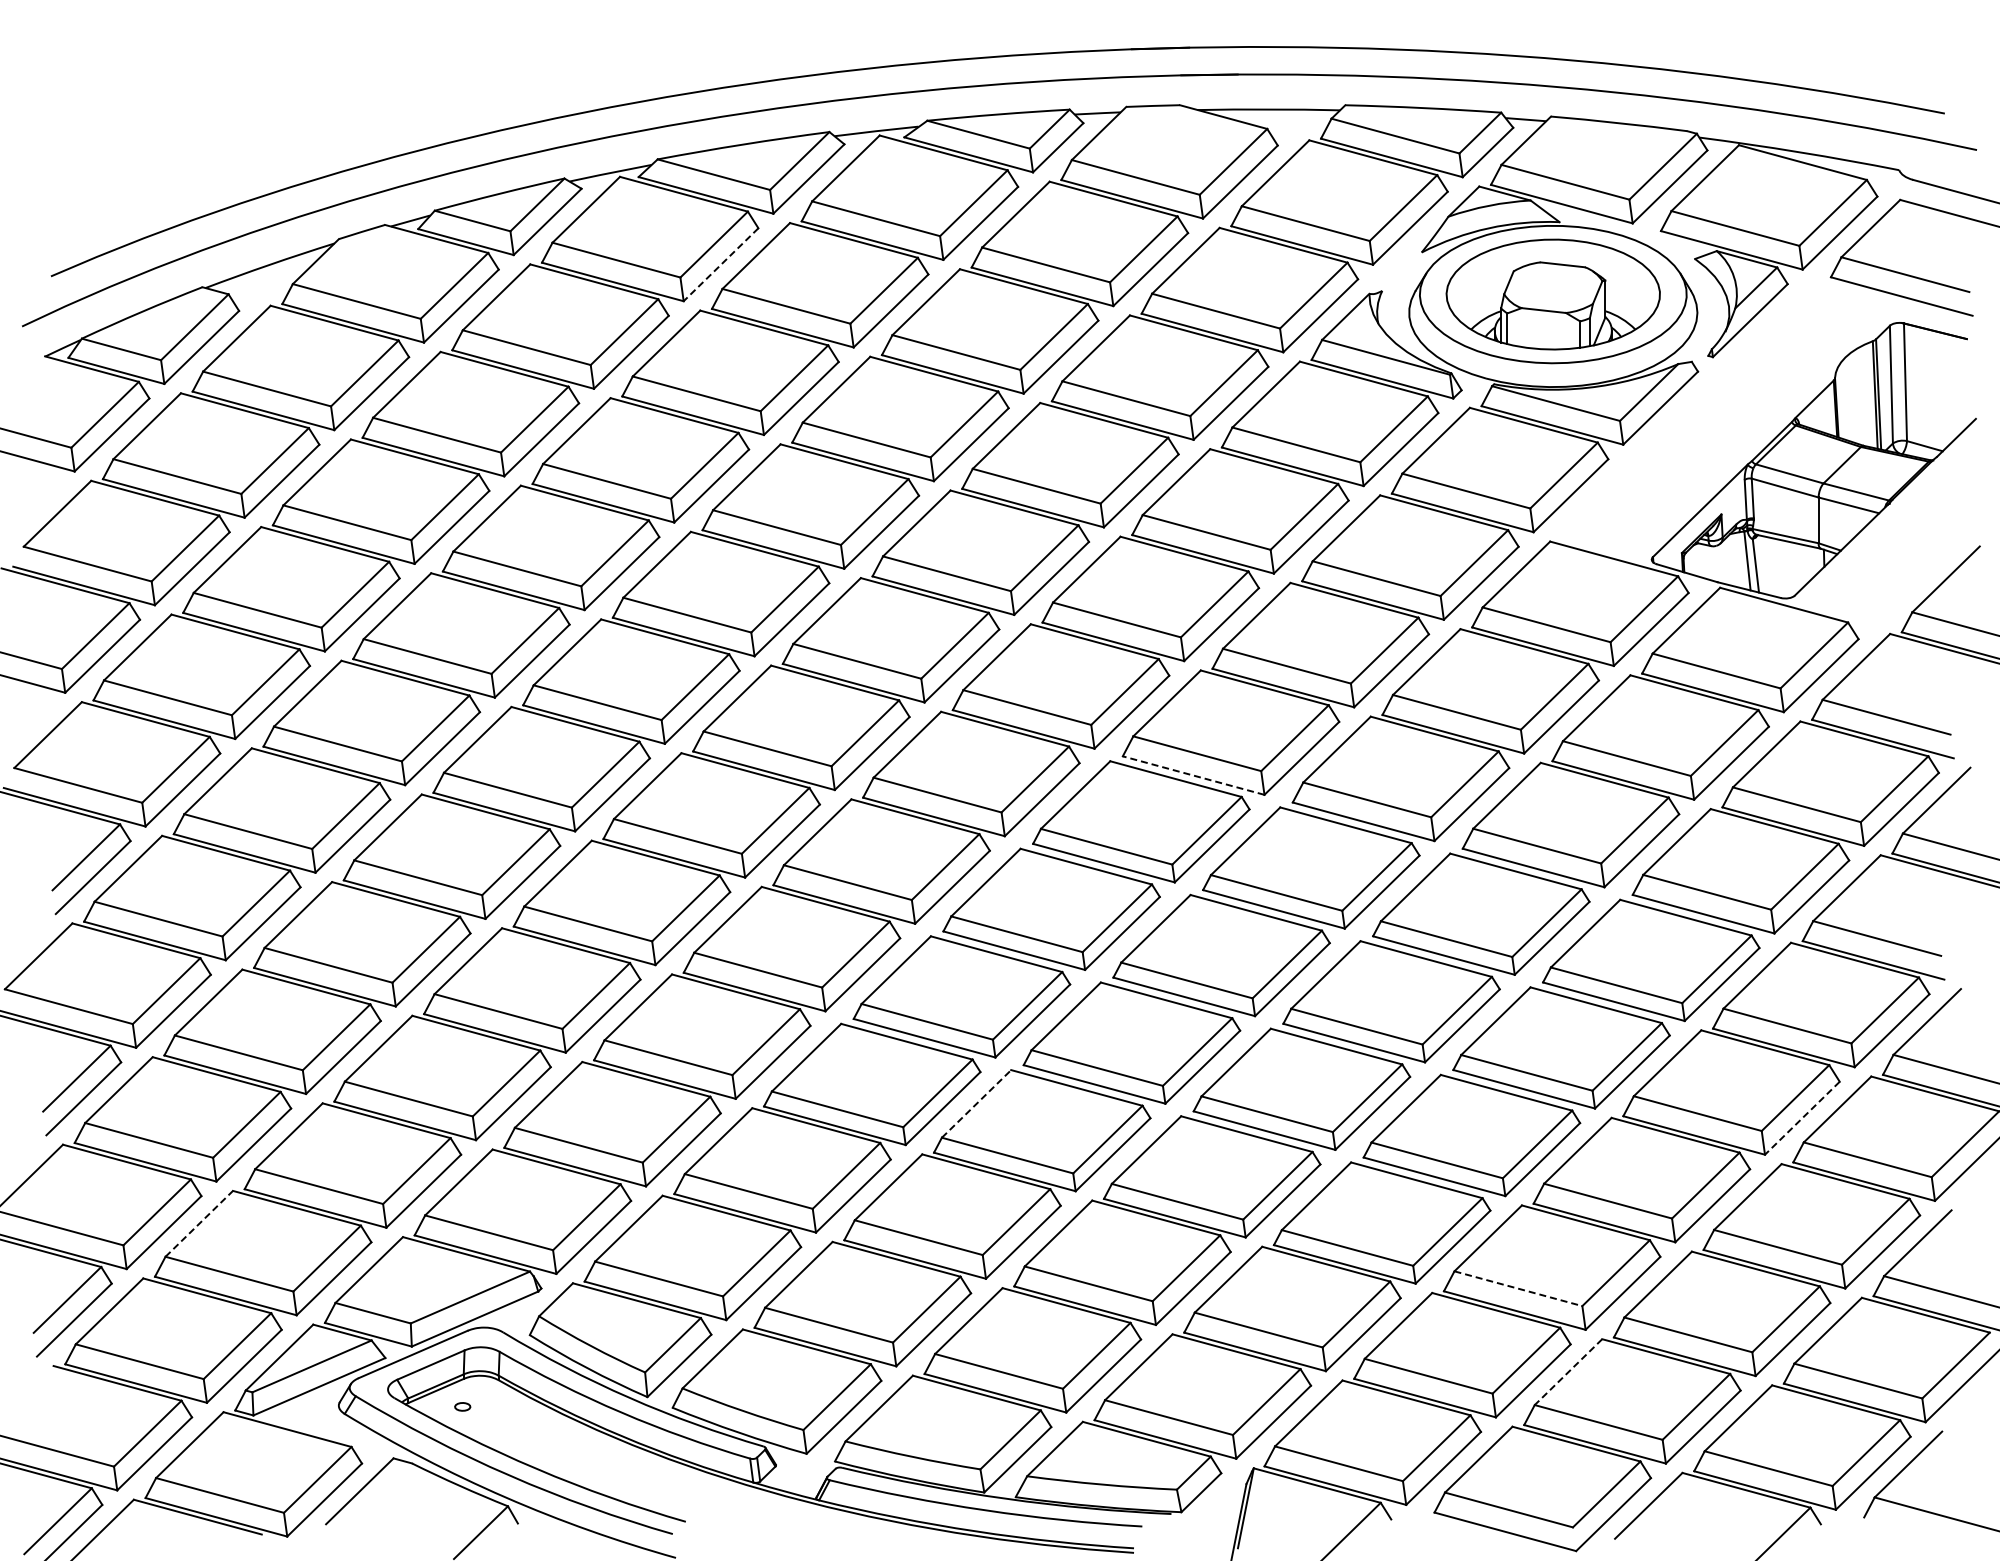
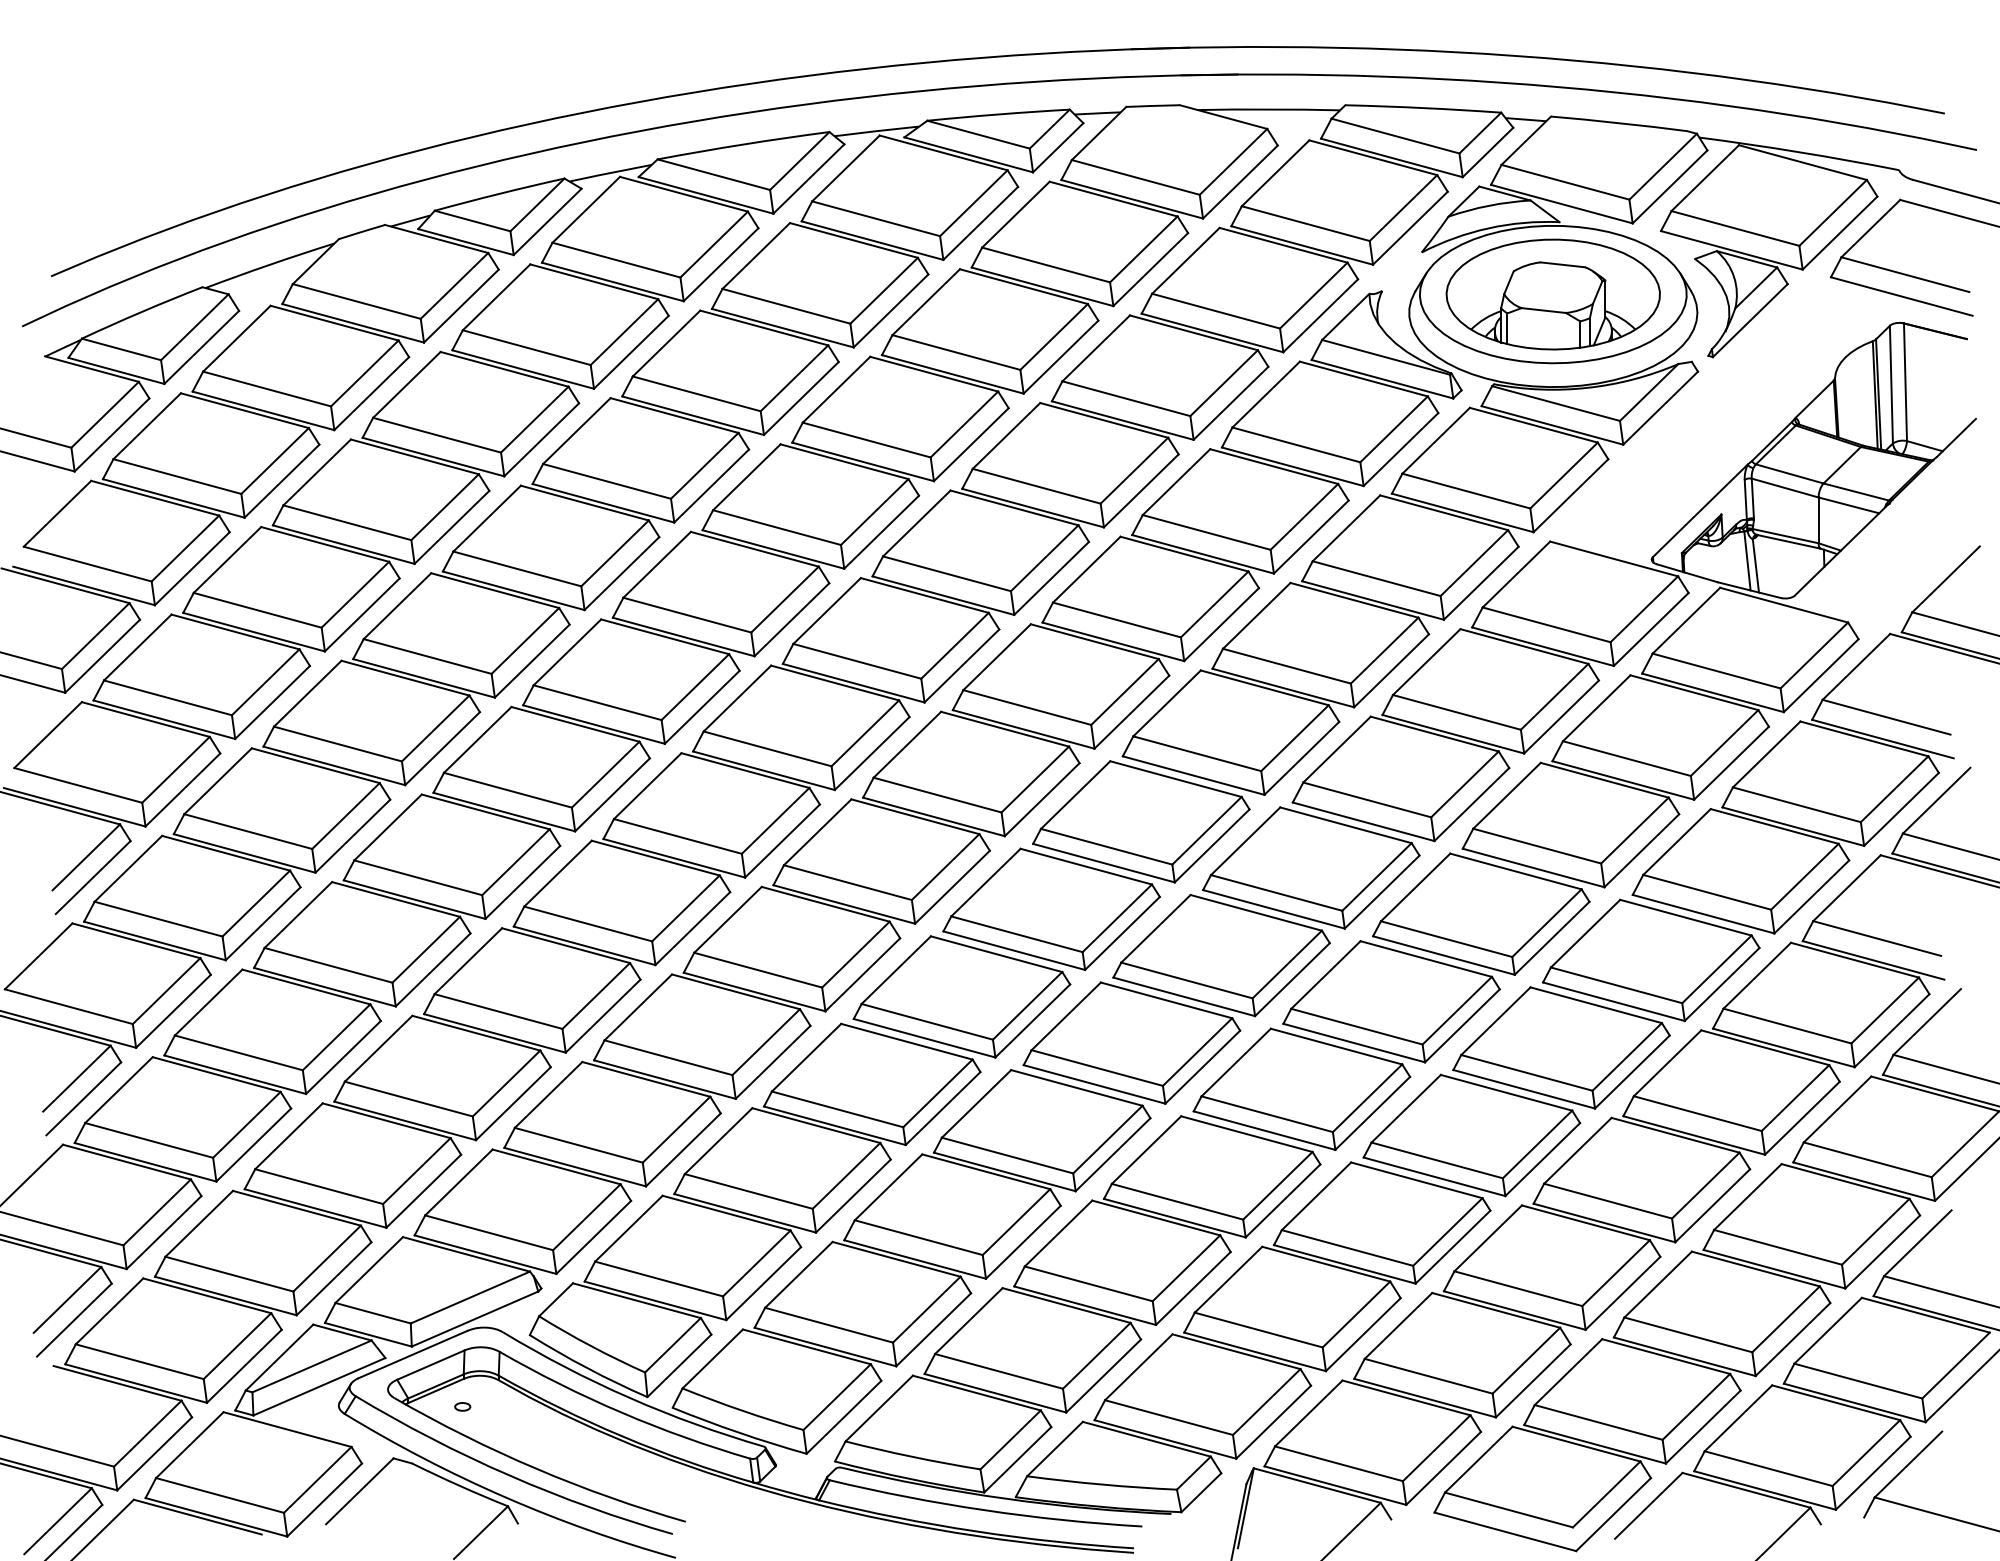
line: dashed -> solid (720, 265)
line: dashed -> solid (1193, 775)
line: dashed -> solid (976, 1103)
line: dashed -> solid (1802, 1118)
line: dashed -> solid (199, 1223)
line: dashed -> solid (1518, 1288)
line: dashed -> solid (1568, 1372)
